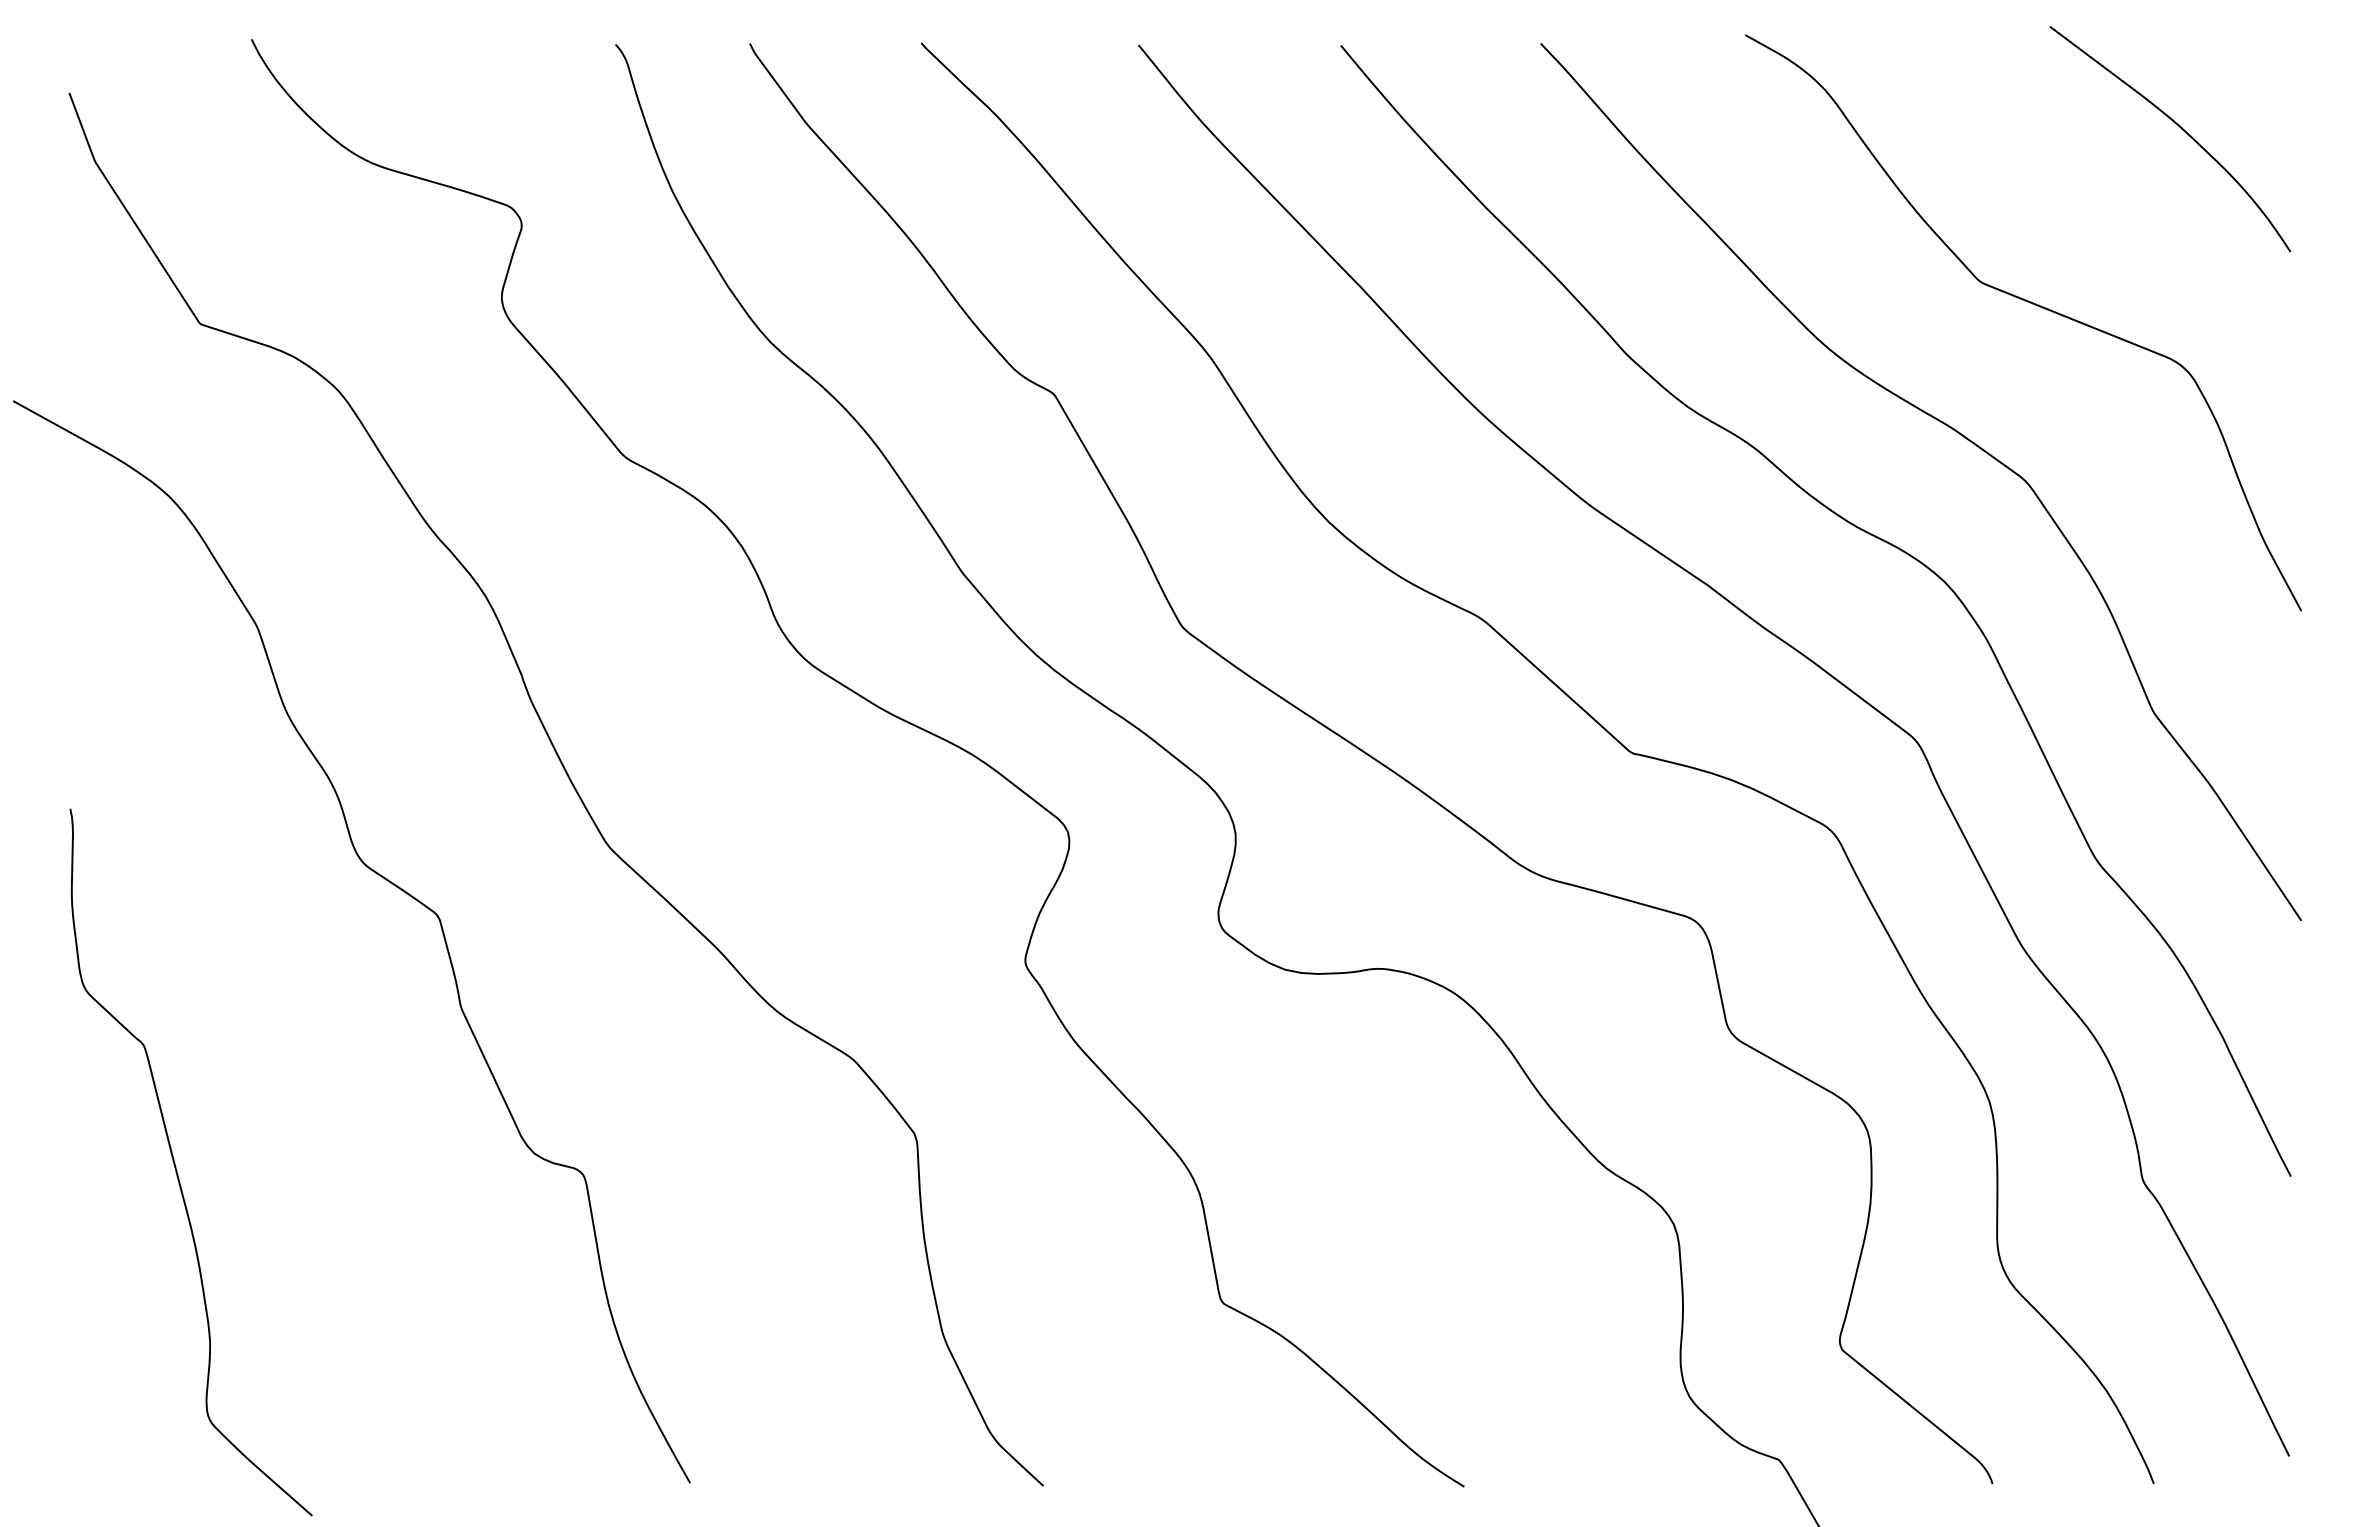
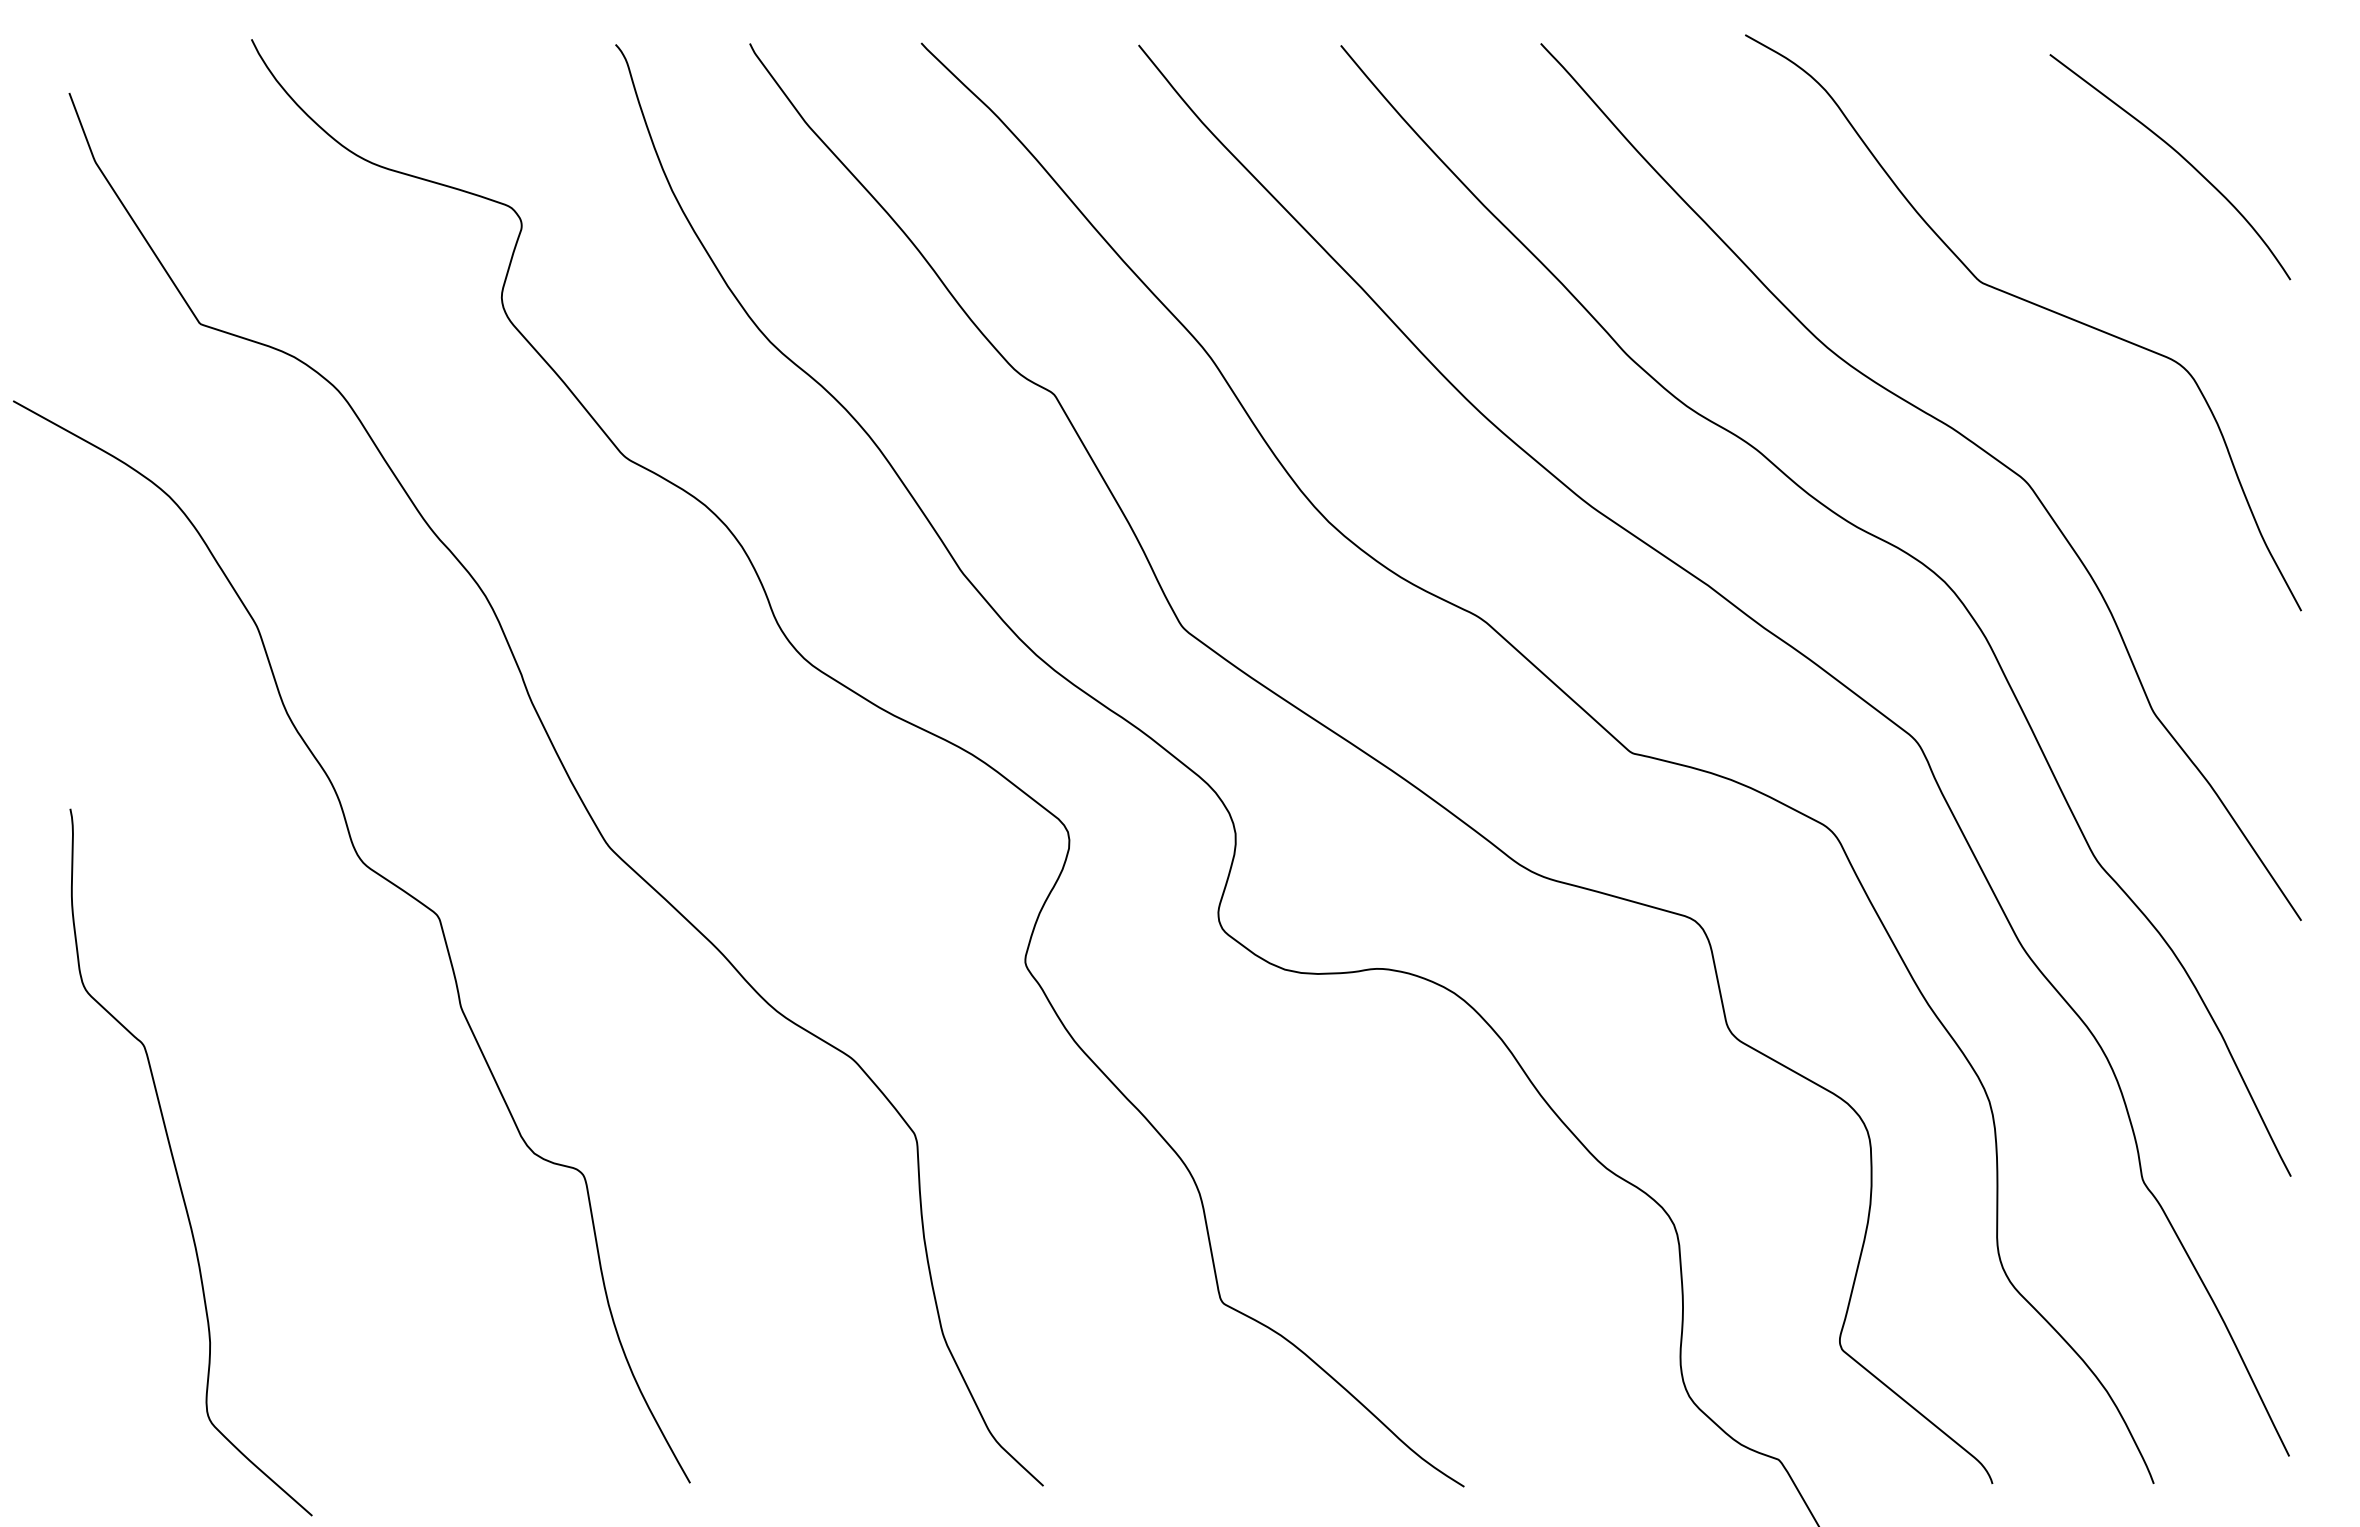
curve position: (2180, 128) -> (2180, 156) (2180, 156)
